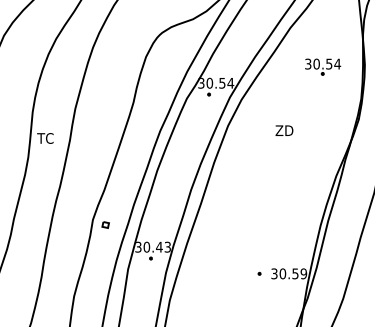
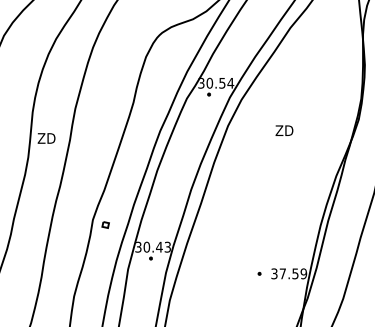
part: present -> none (323, 66)
text: TC -> ZD (46, 138)
text: 30.59 -> 37.59 (282, 273)
